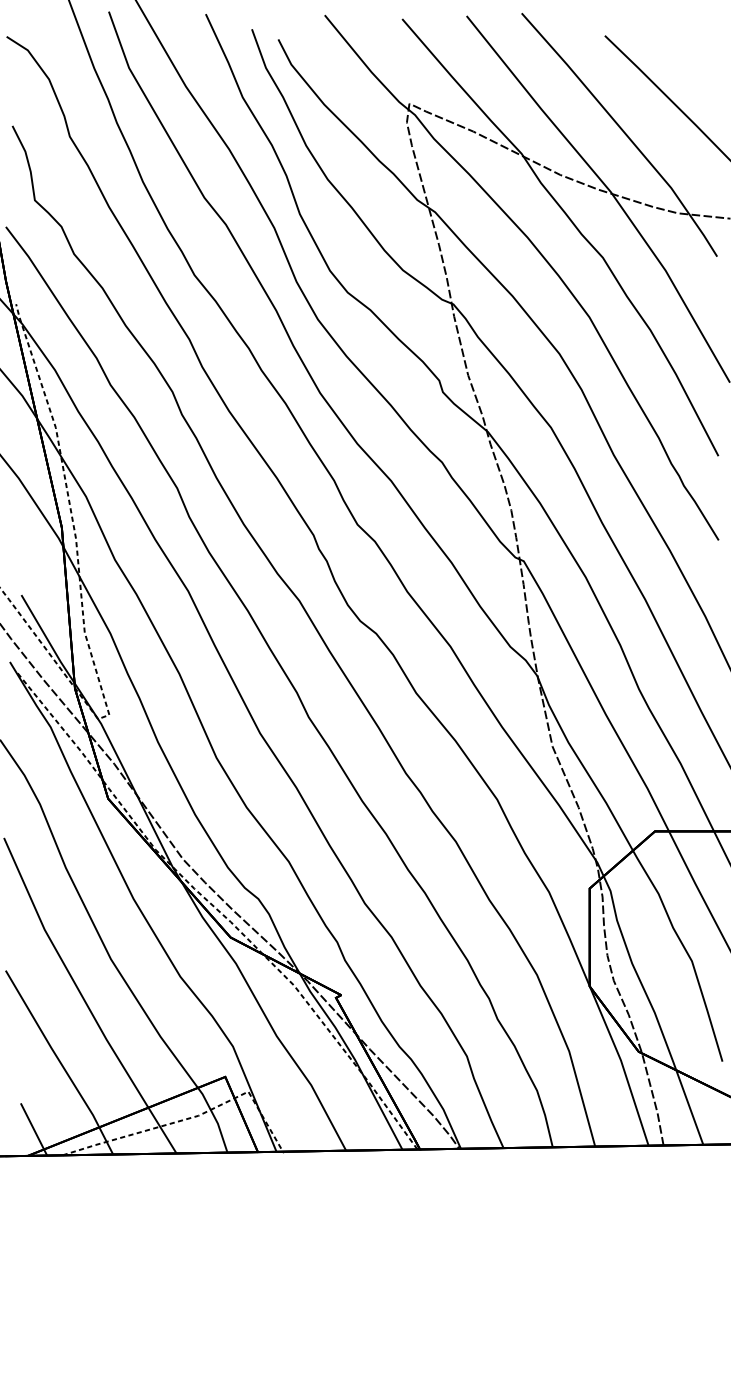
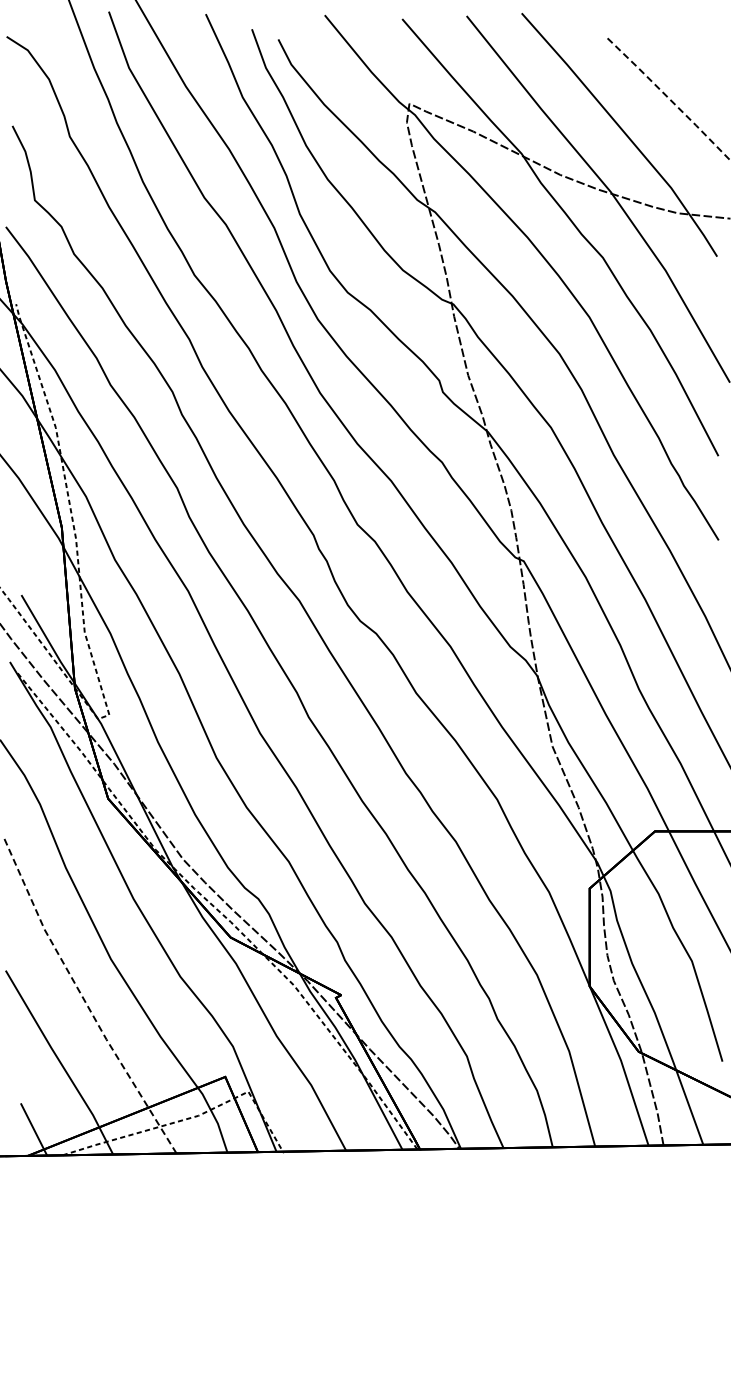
line: solid -> dashed (668, 97)
line: solid -> dashed (83, 998)
